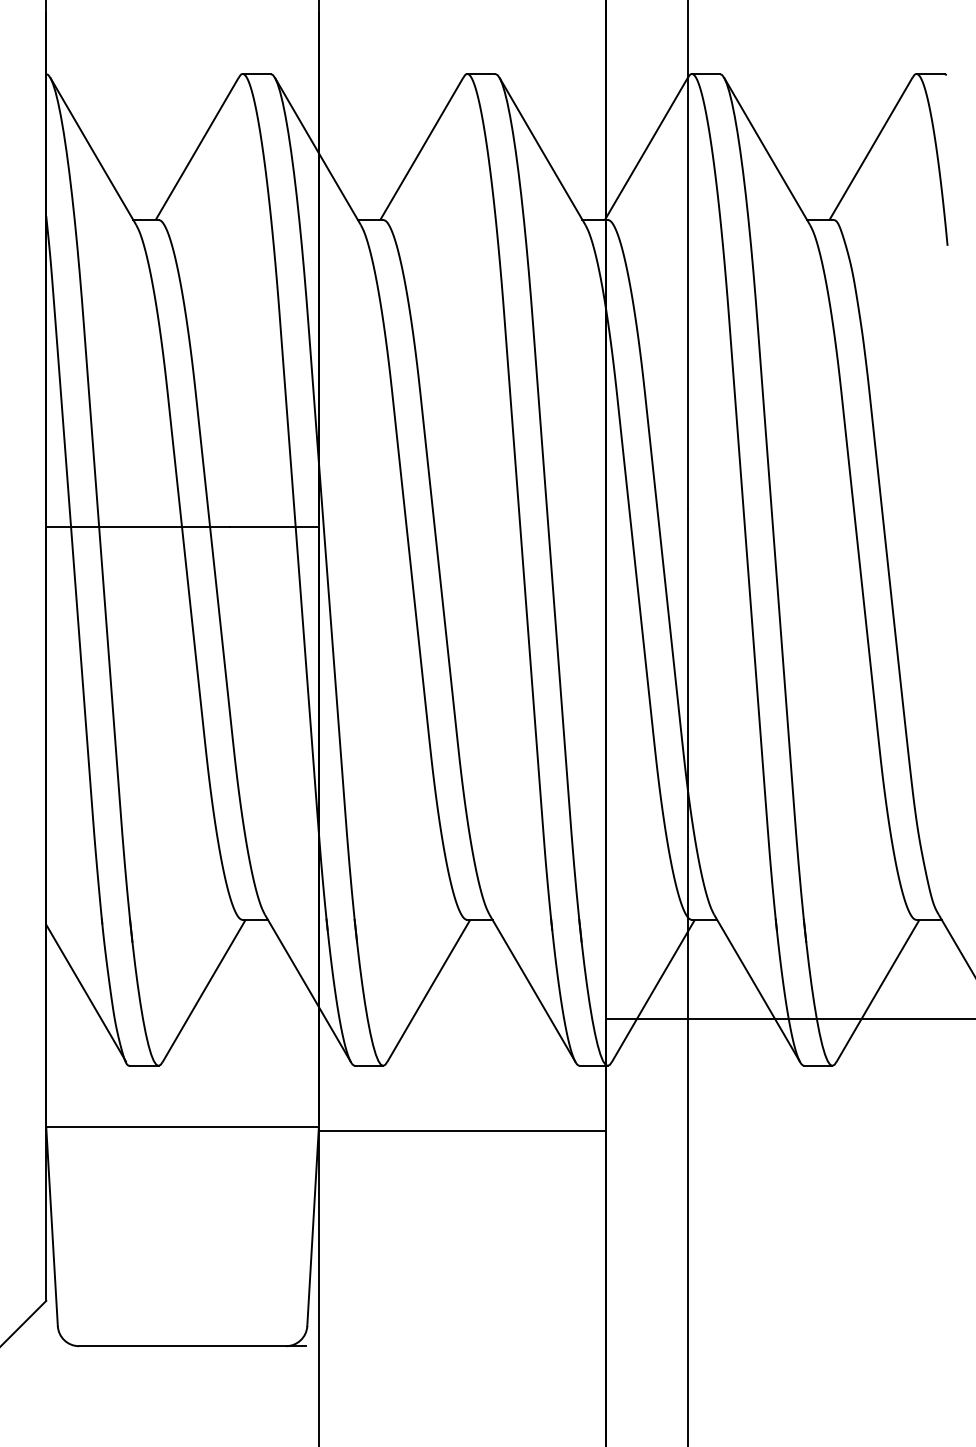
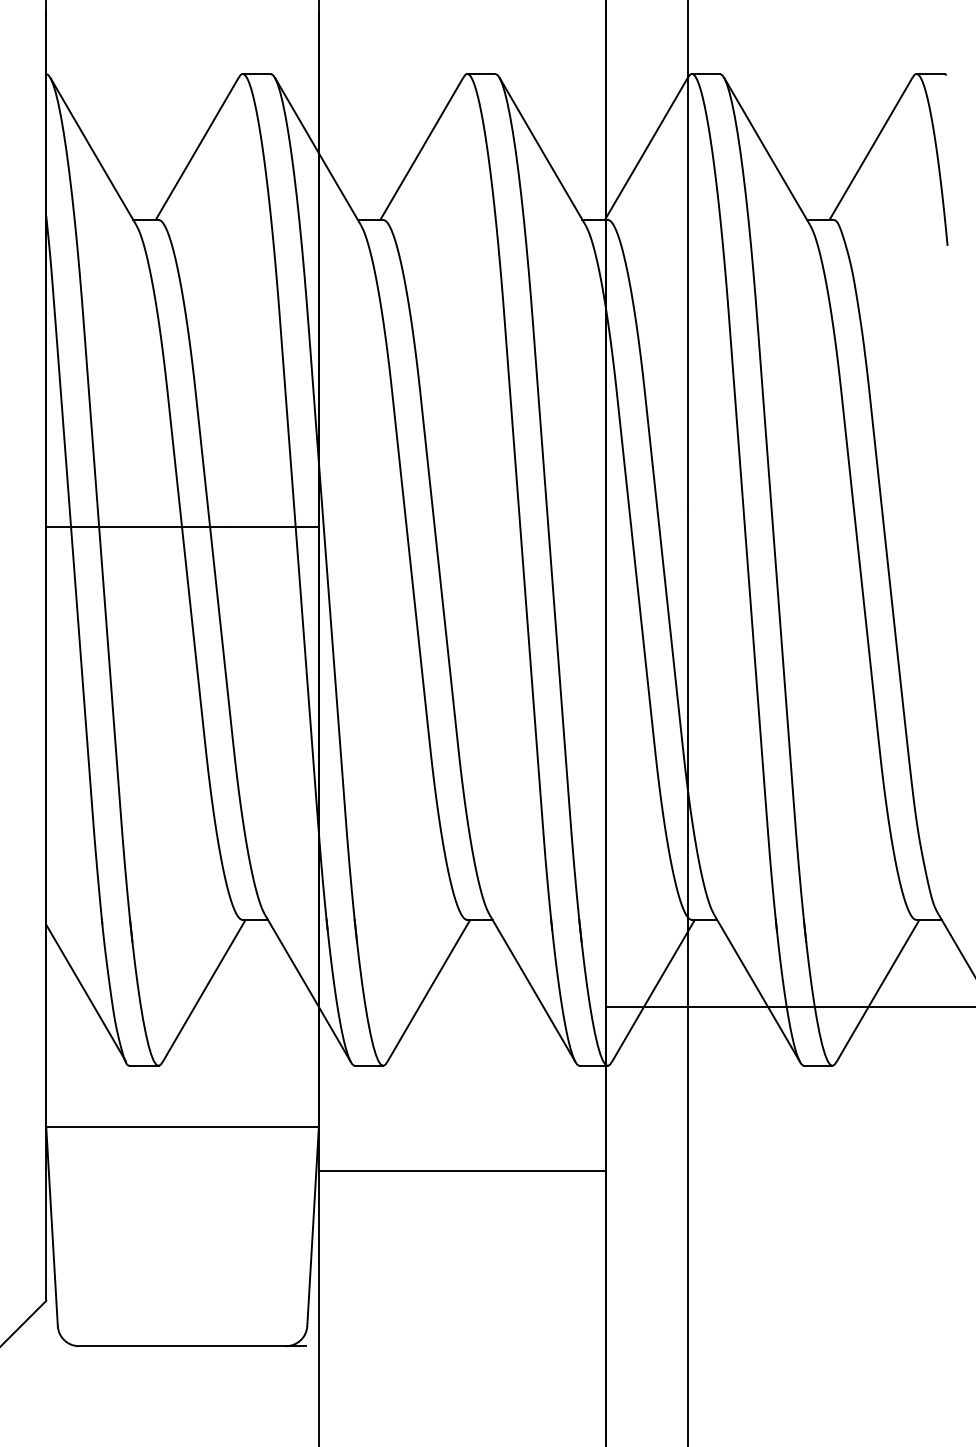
line position: (789, 1019) -> (789, 1007) (789, 1007)
line position: (462, 1130) -> (462, 1170) (462, 1170)
